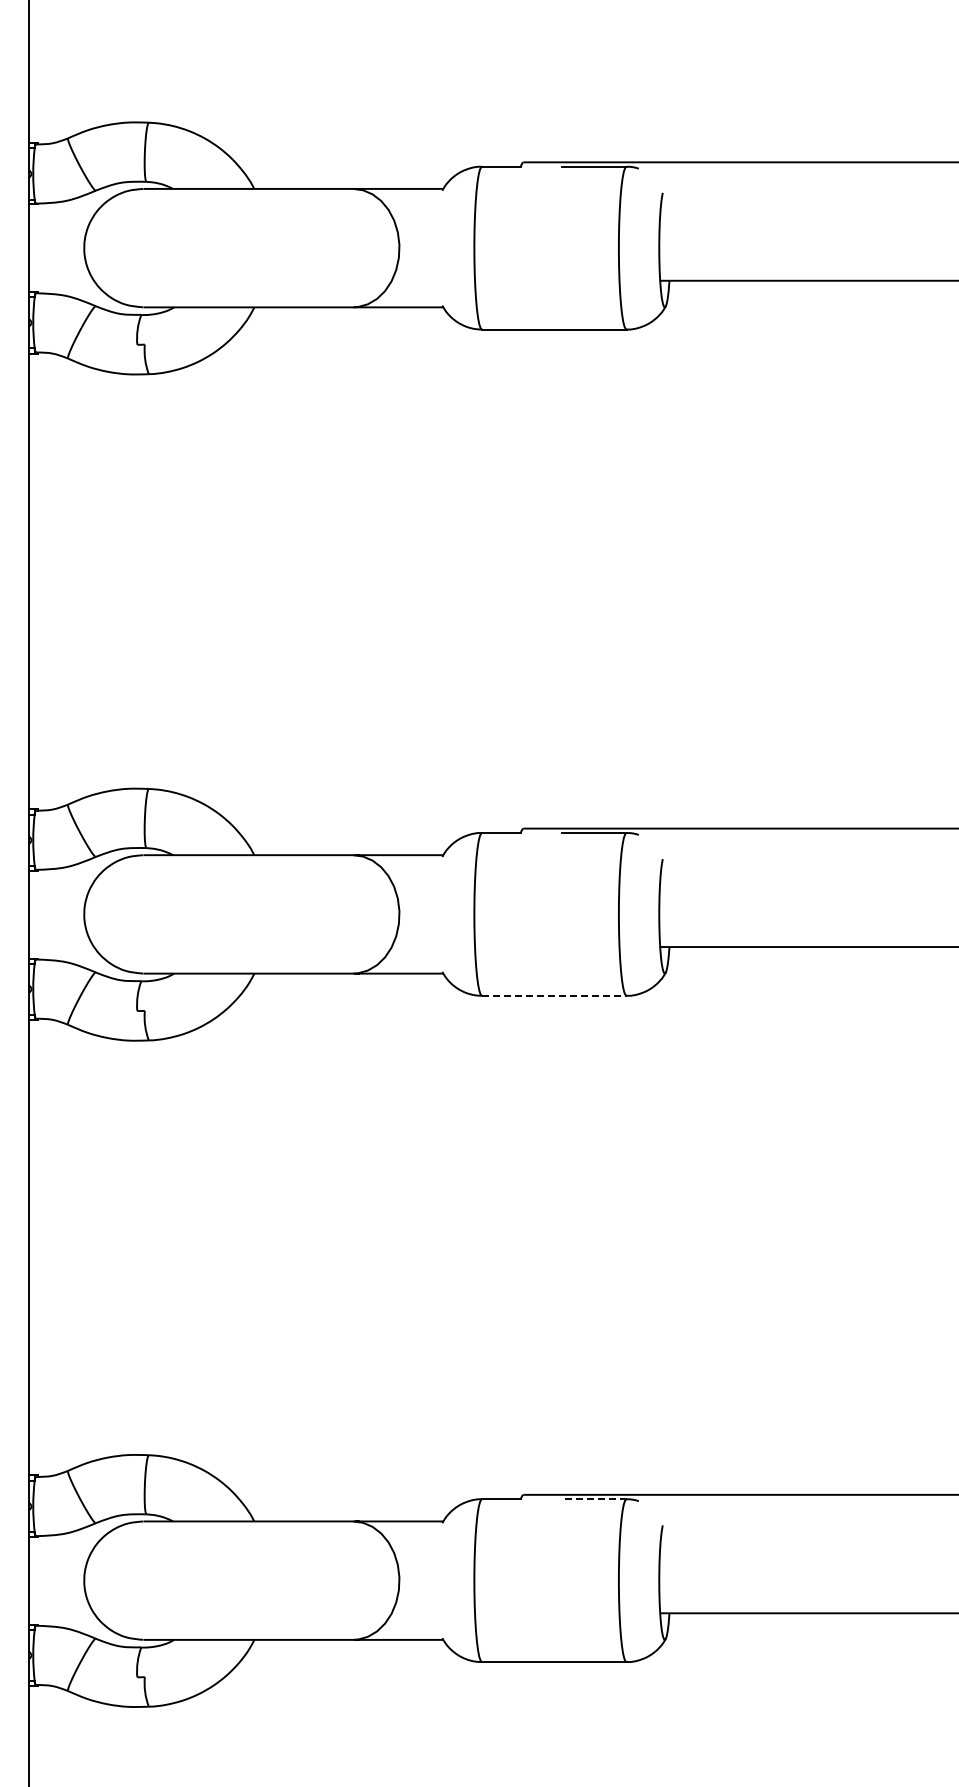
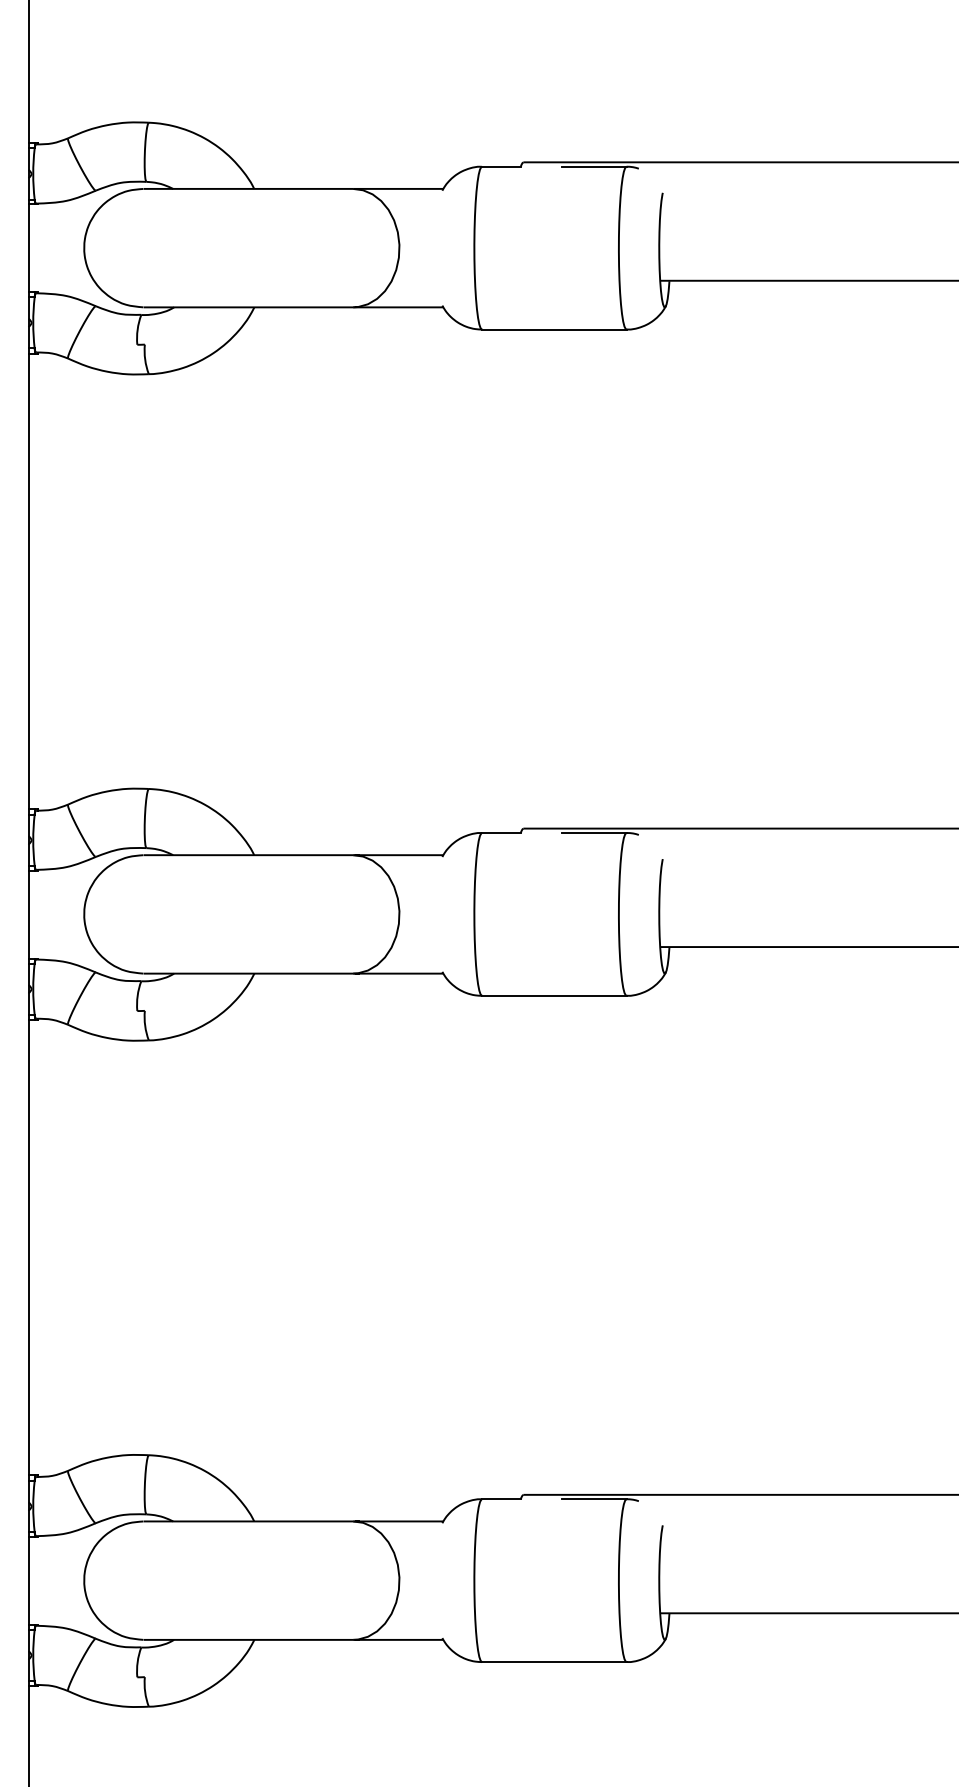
line: dashed -> solid (554, 995)
line: dashed -> solid (593, 1499)
